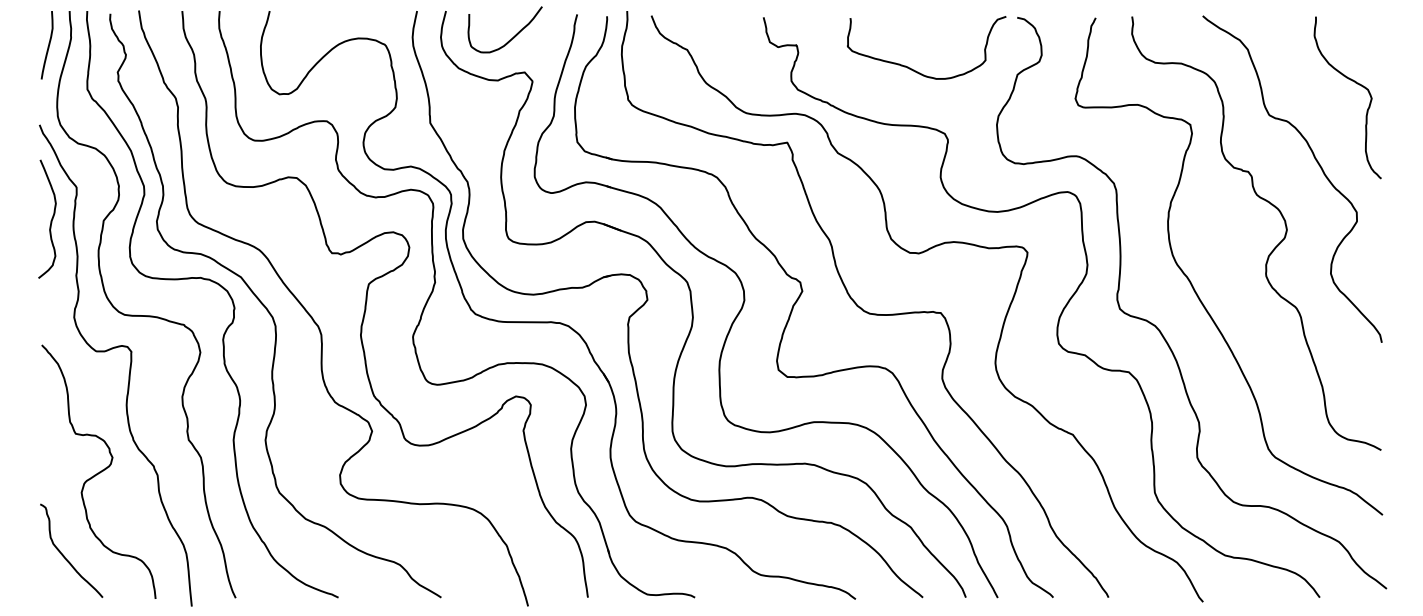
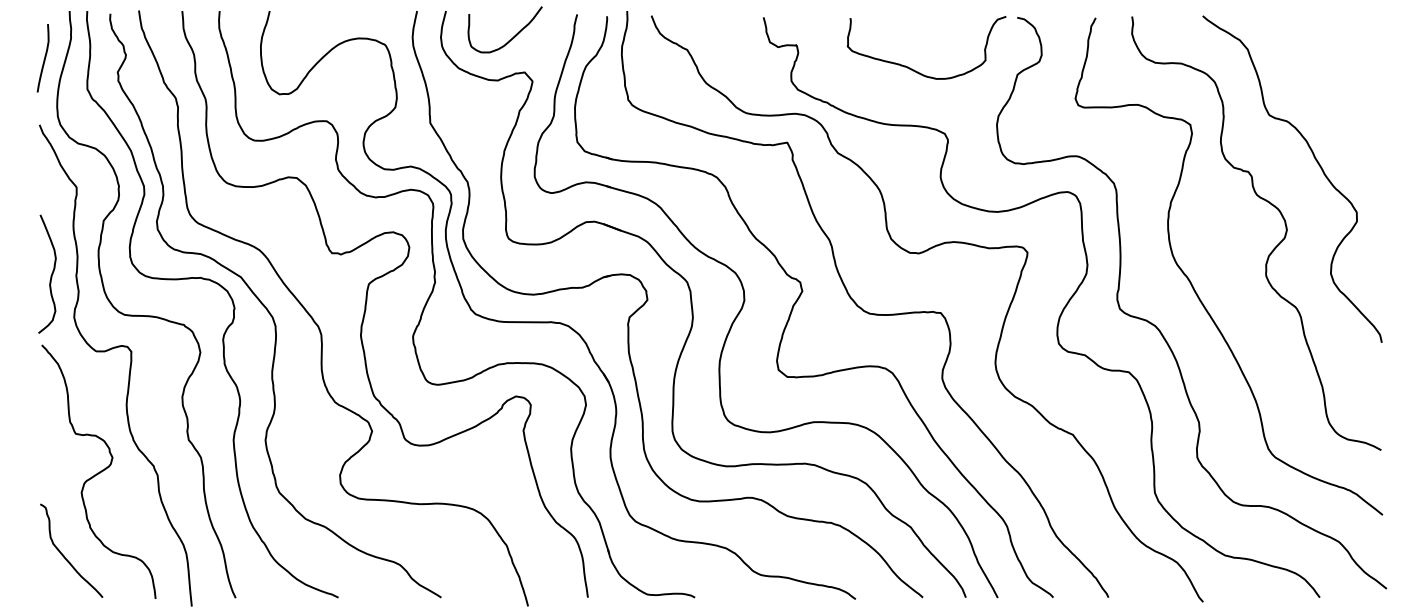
curve position: (47, 46) -> (43, 59) (43, 59)
curve: present -> none (1355, 83)
curve position: (50, 220) -> (50, 275) (50, 275)
